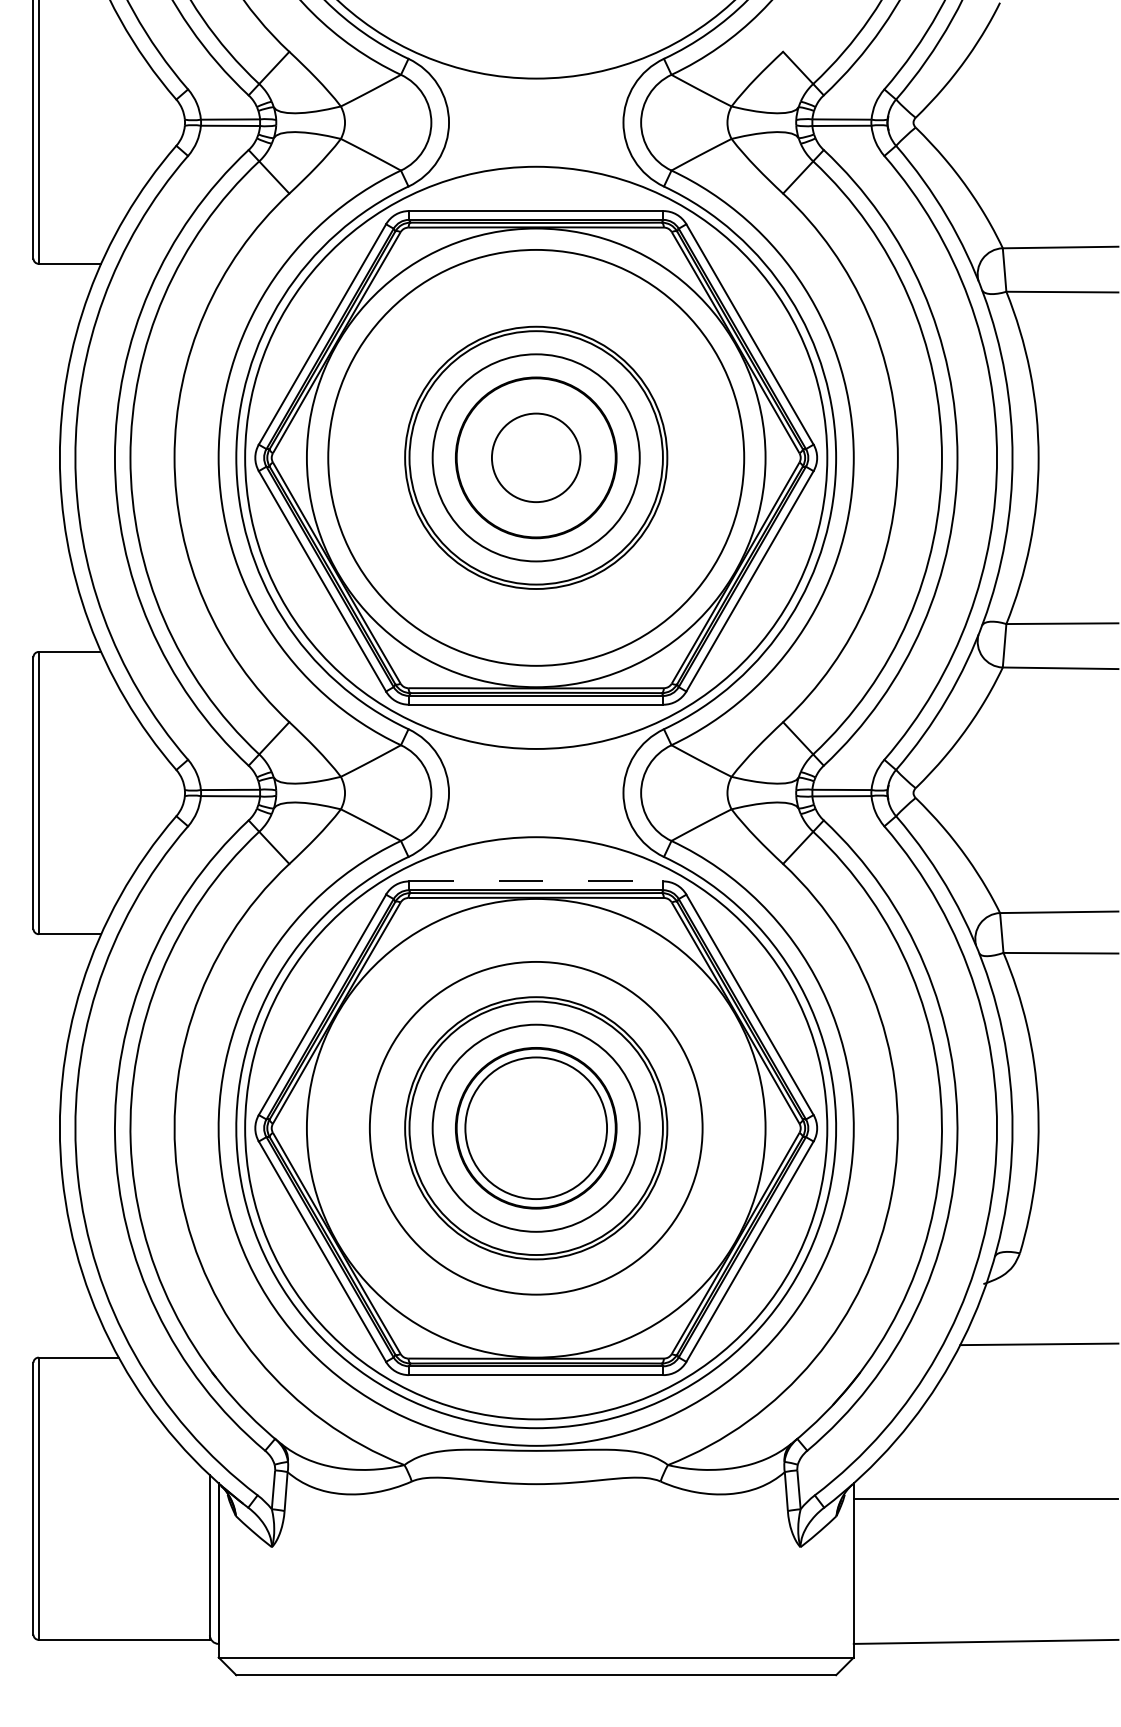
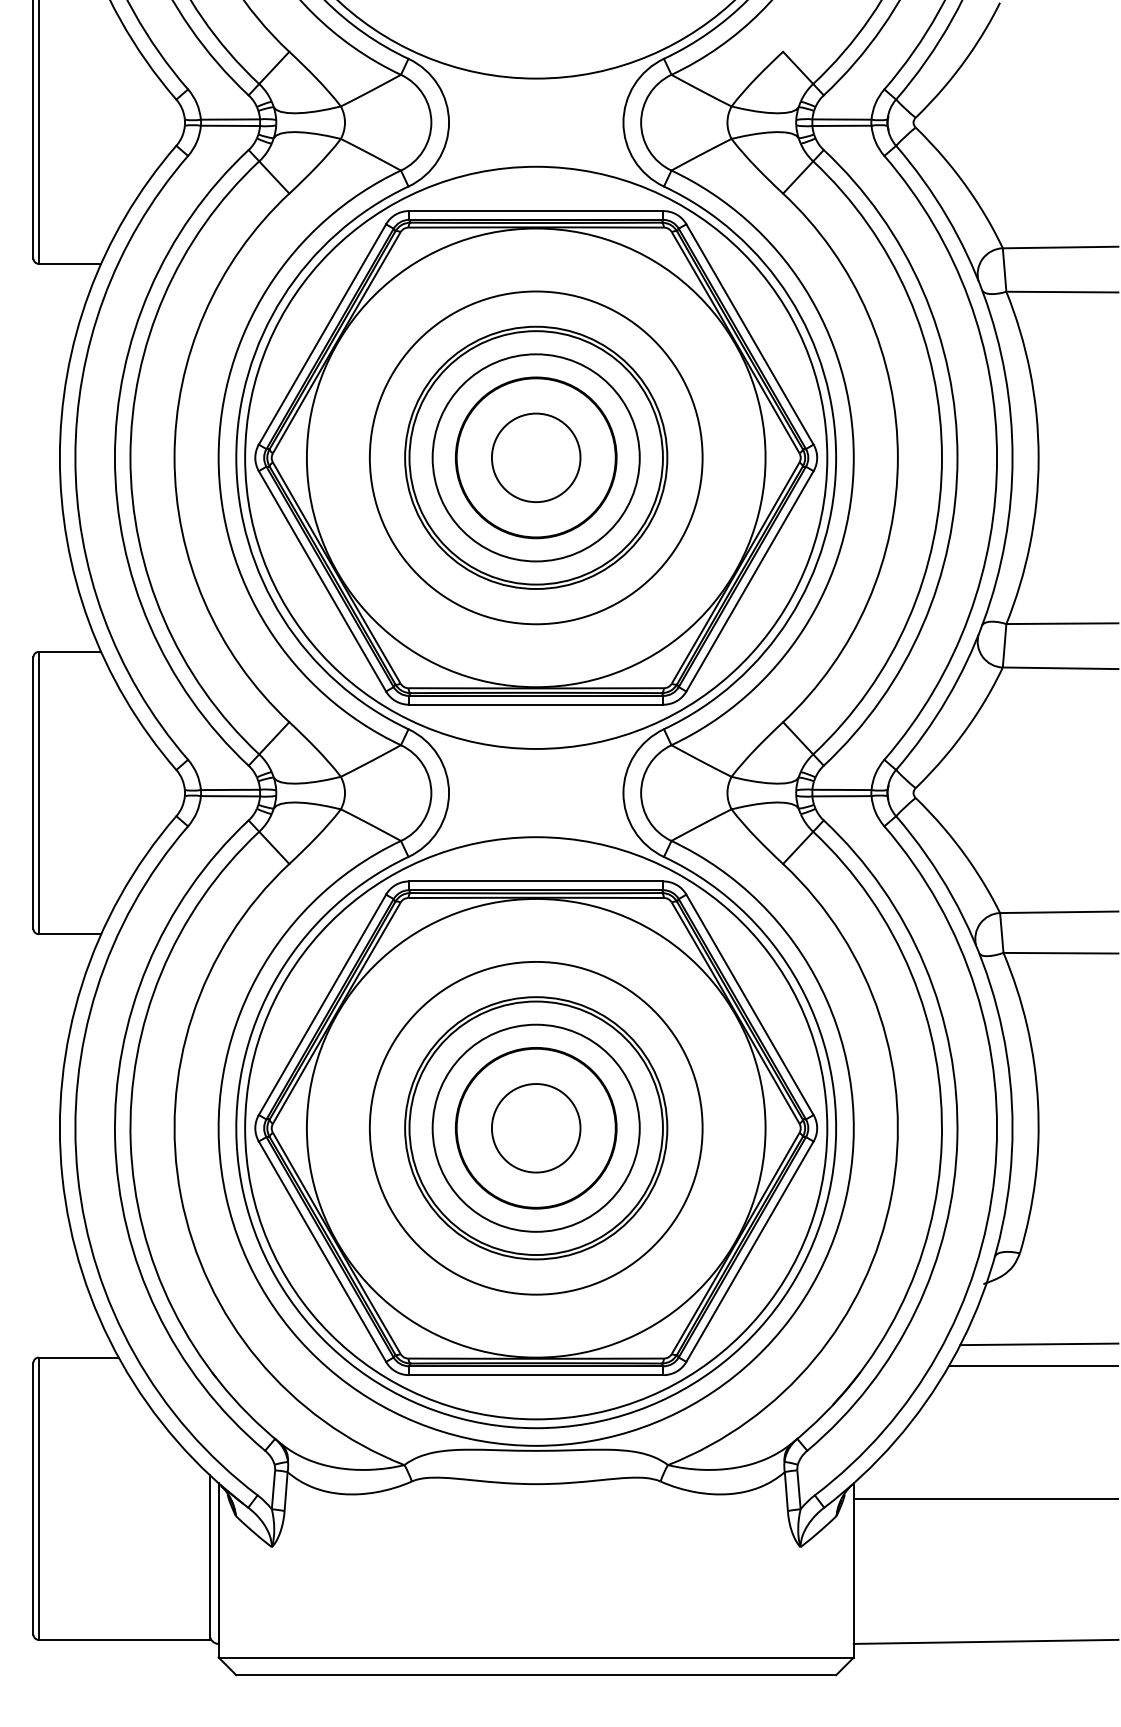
circle diameter: 416 px -> 333 px (535, 457)
line: dashed -> solid (536, 881)
circle diameter: 142 px -> 89 px (535, 1128)
line: none -> present (1033, 1365)
